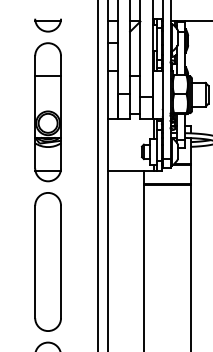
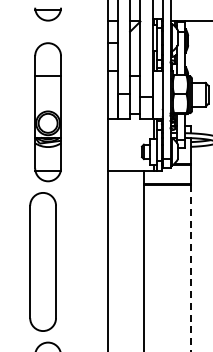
part position: (47, 25) -> (47, 14) (47, 14)
line: present -> none (97, 175)
part position: (47, 261) -> (42, 261) (42, 261)
line: solid -> dashed (191, 268)
